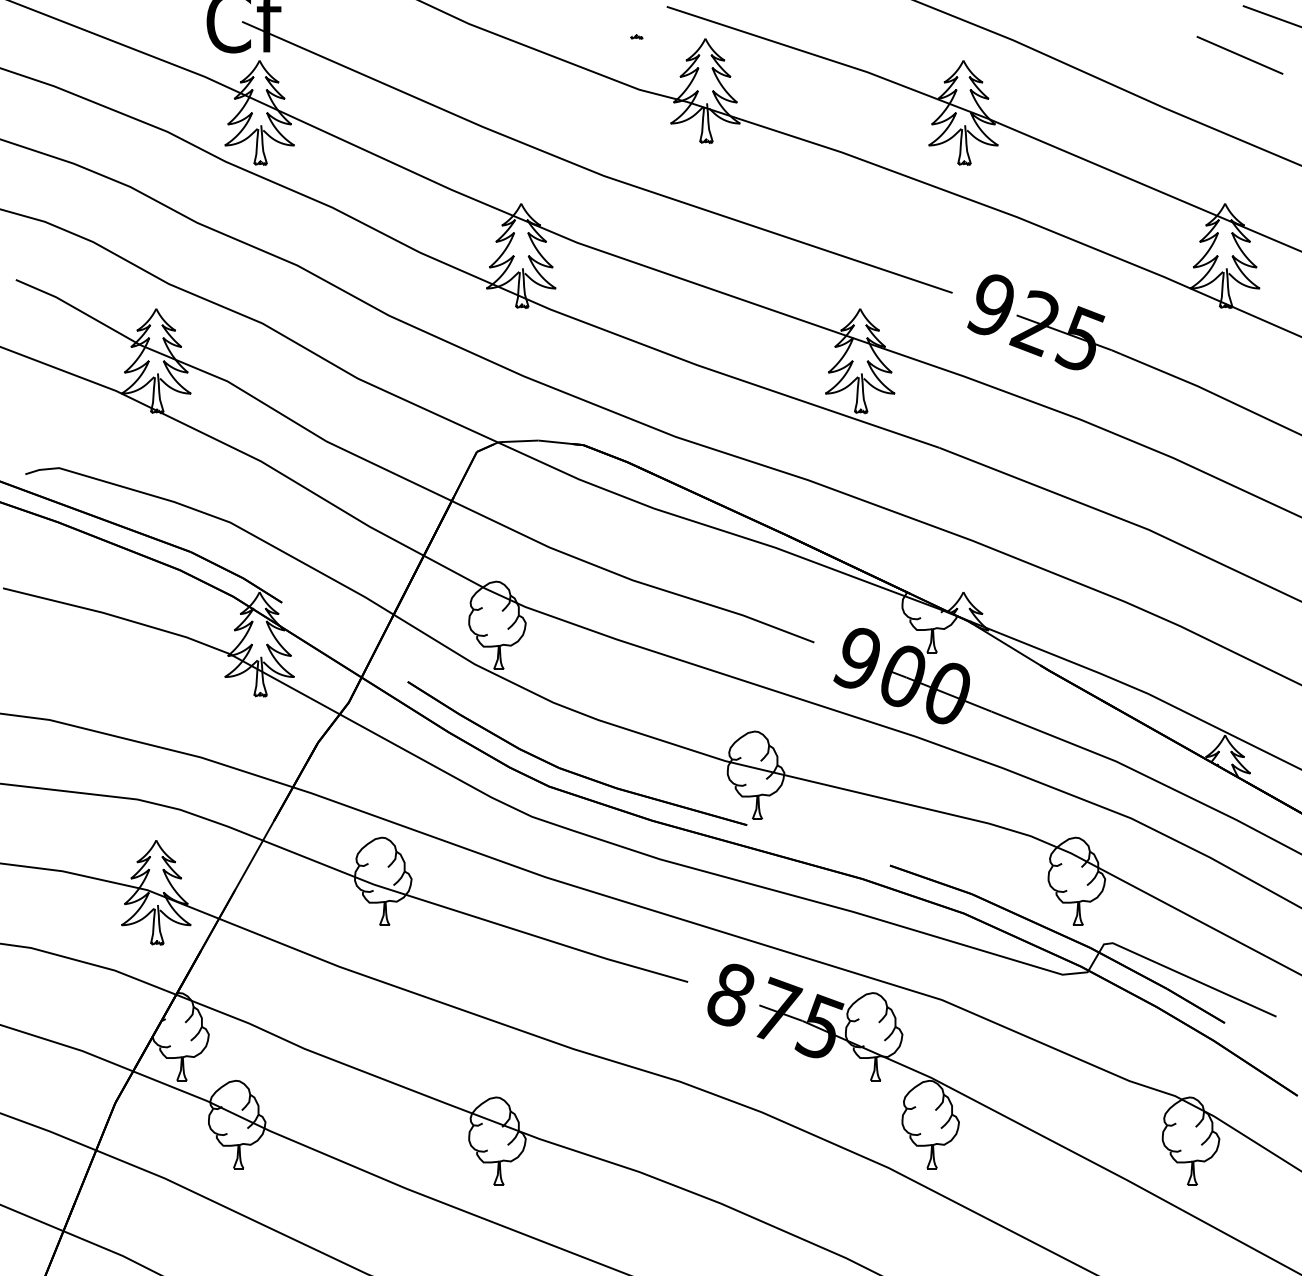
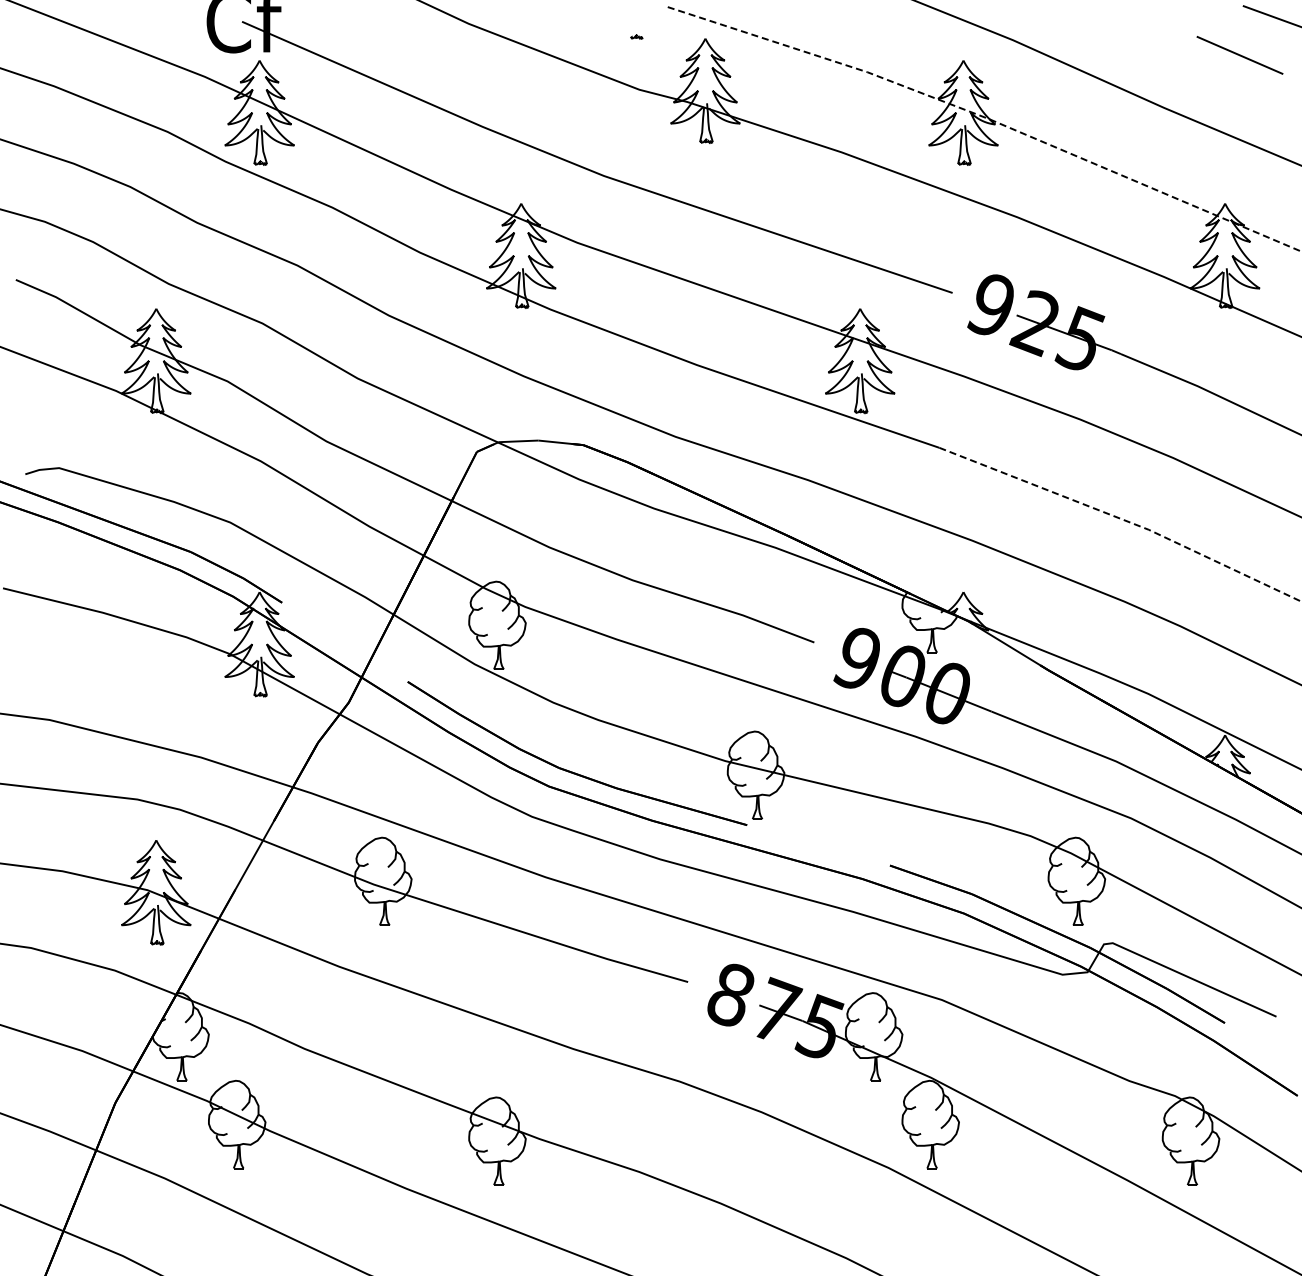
line: solid -> dashed (987, 118)
line: solid -> dashed (1123, 519)
